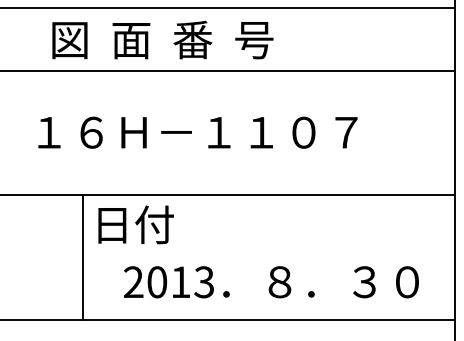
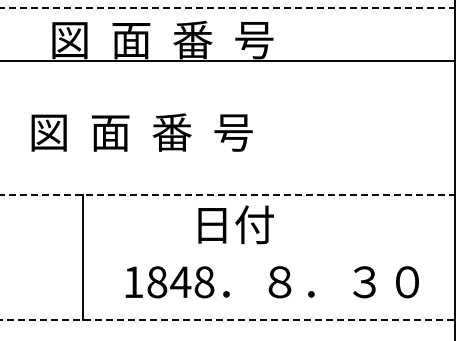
line: solid -> dashed (228, 8)
line position: (228, 70) -> (228, 60) (228, 60)
text: １６Ｈ－１１０７ -> 図  面  番  号 (194, 132)
line: solid -> dashed (228, 195)
text position: (135, 224) -> (235, 224) (235, 224)
text: 2013 -> 1848 (169, 282)
line: solid -> dashed (228, 319)
